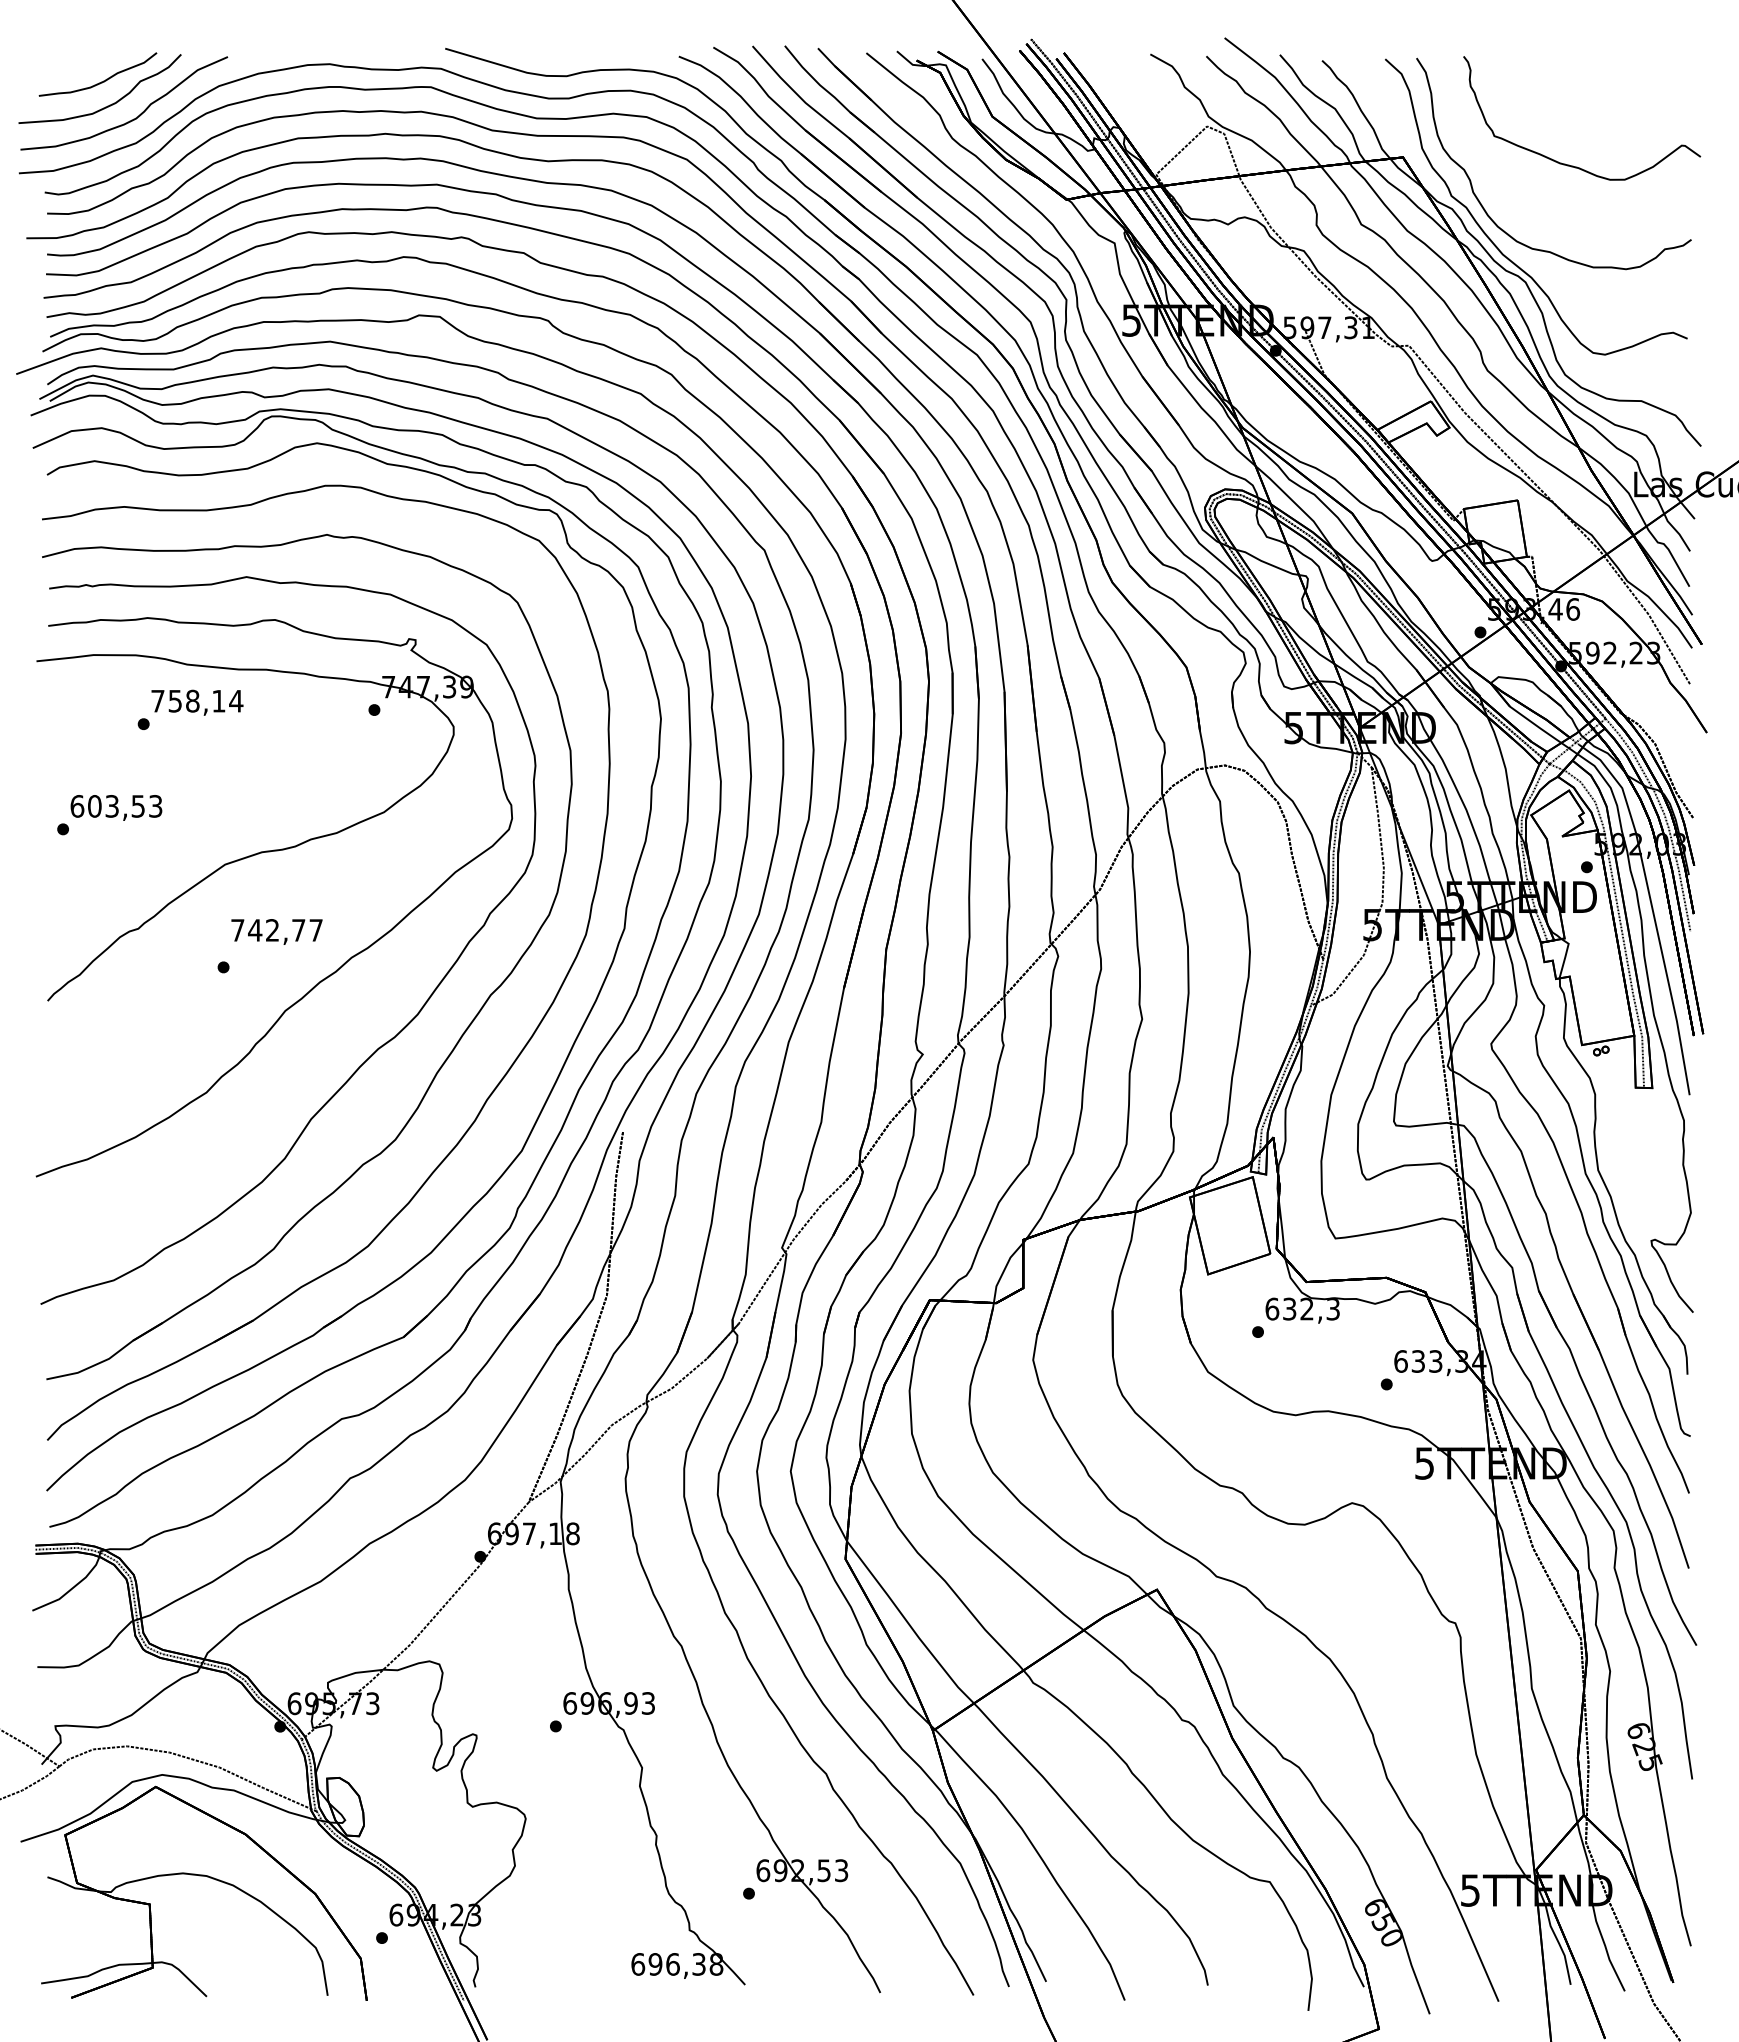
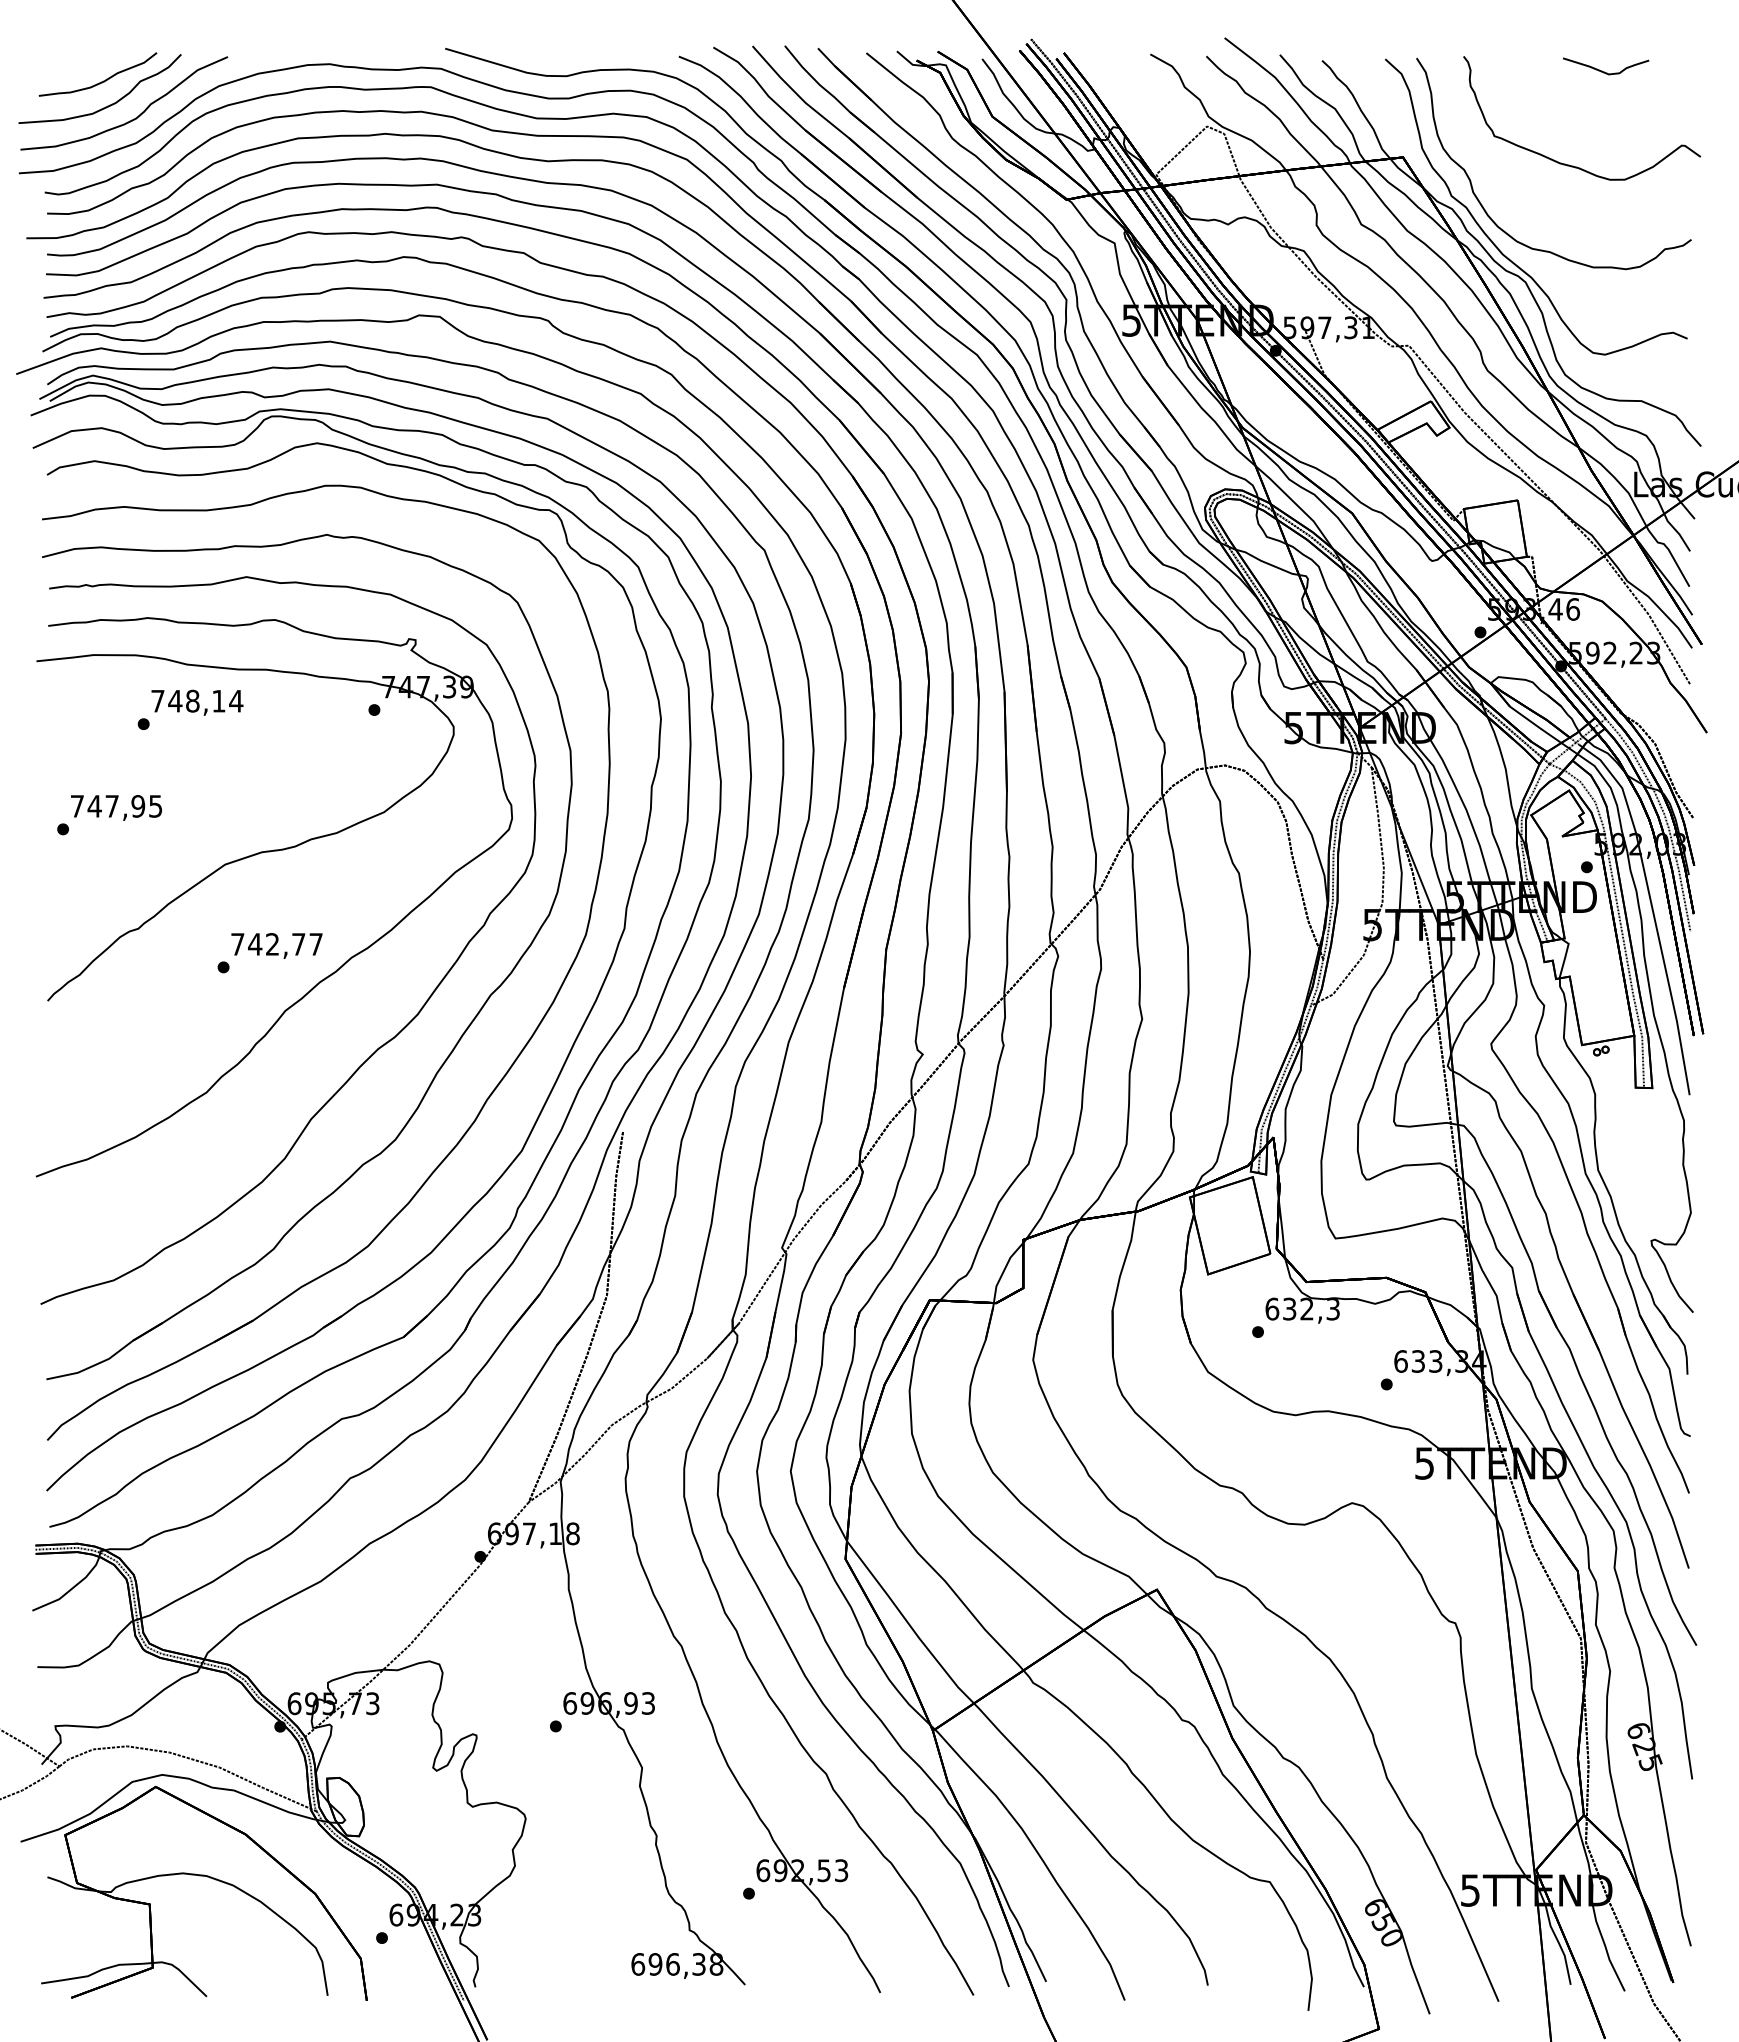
part: none -> present (1606, 66)
text: 758,14 -> 748,14 (175, 701)
text: 603,53 -> 747,95 (116, 806)
text position: (276, 931) -> (276, 945) (276, 945)
